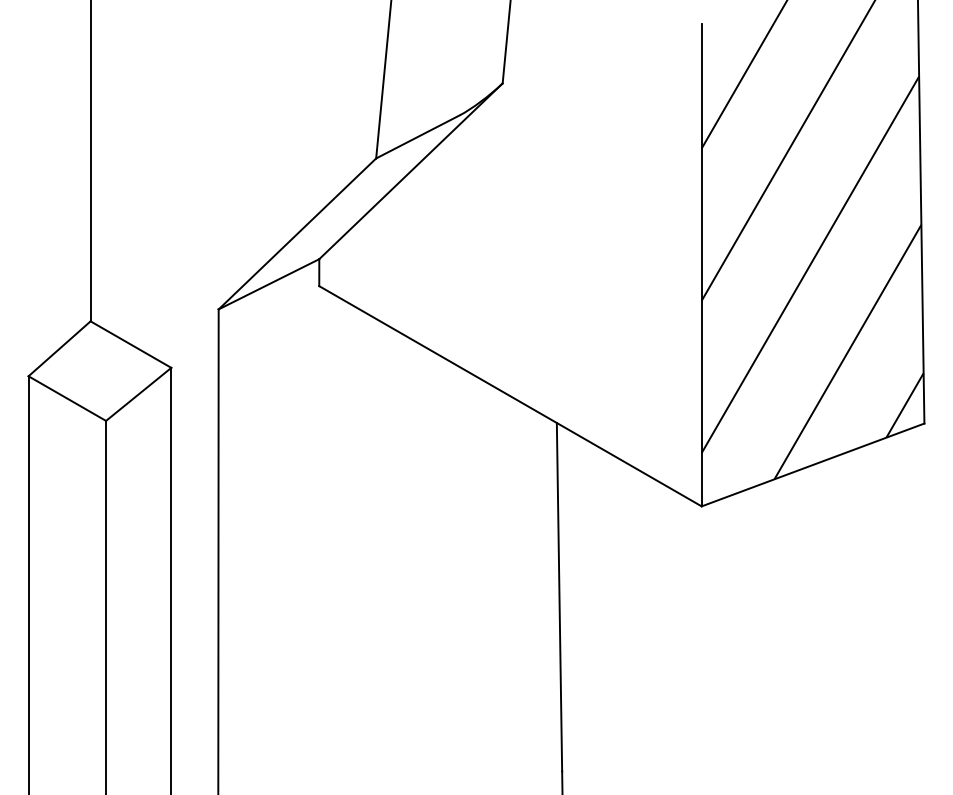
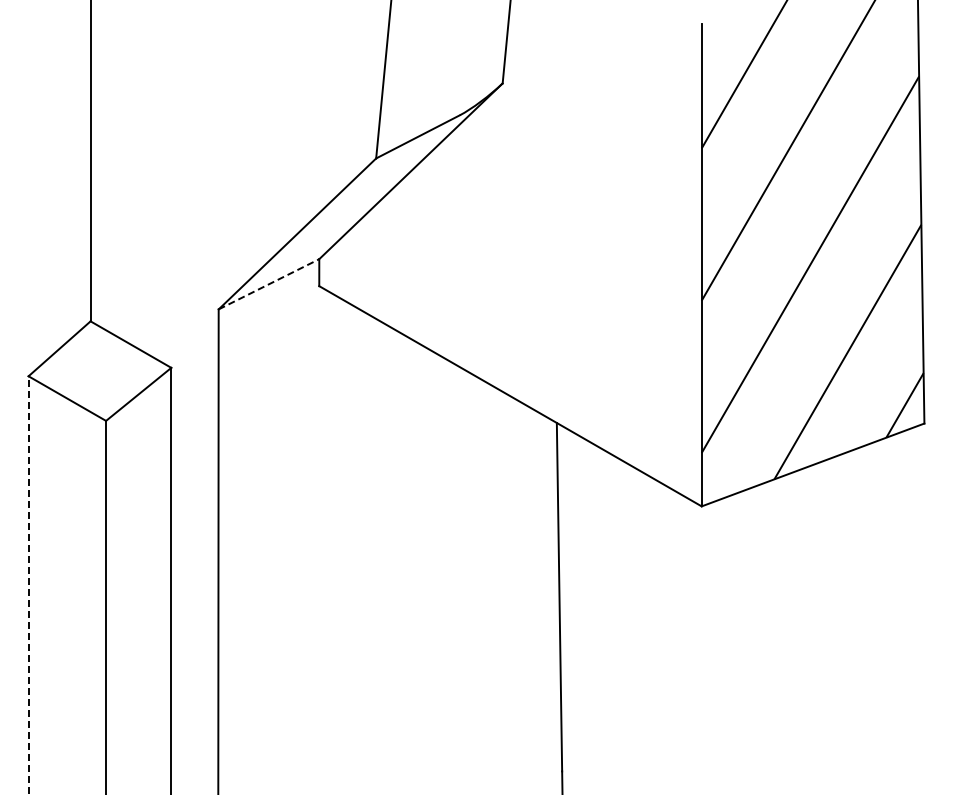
line: solid -> dashed (269, 284)
line: solid -> dashed (28, 585)
